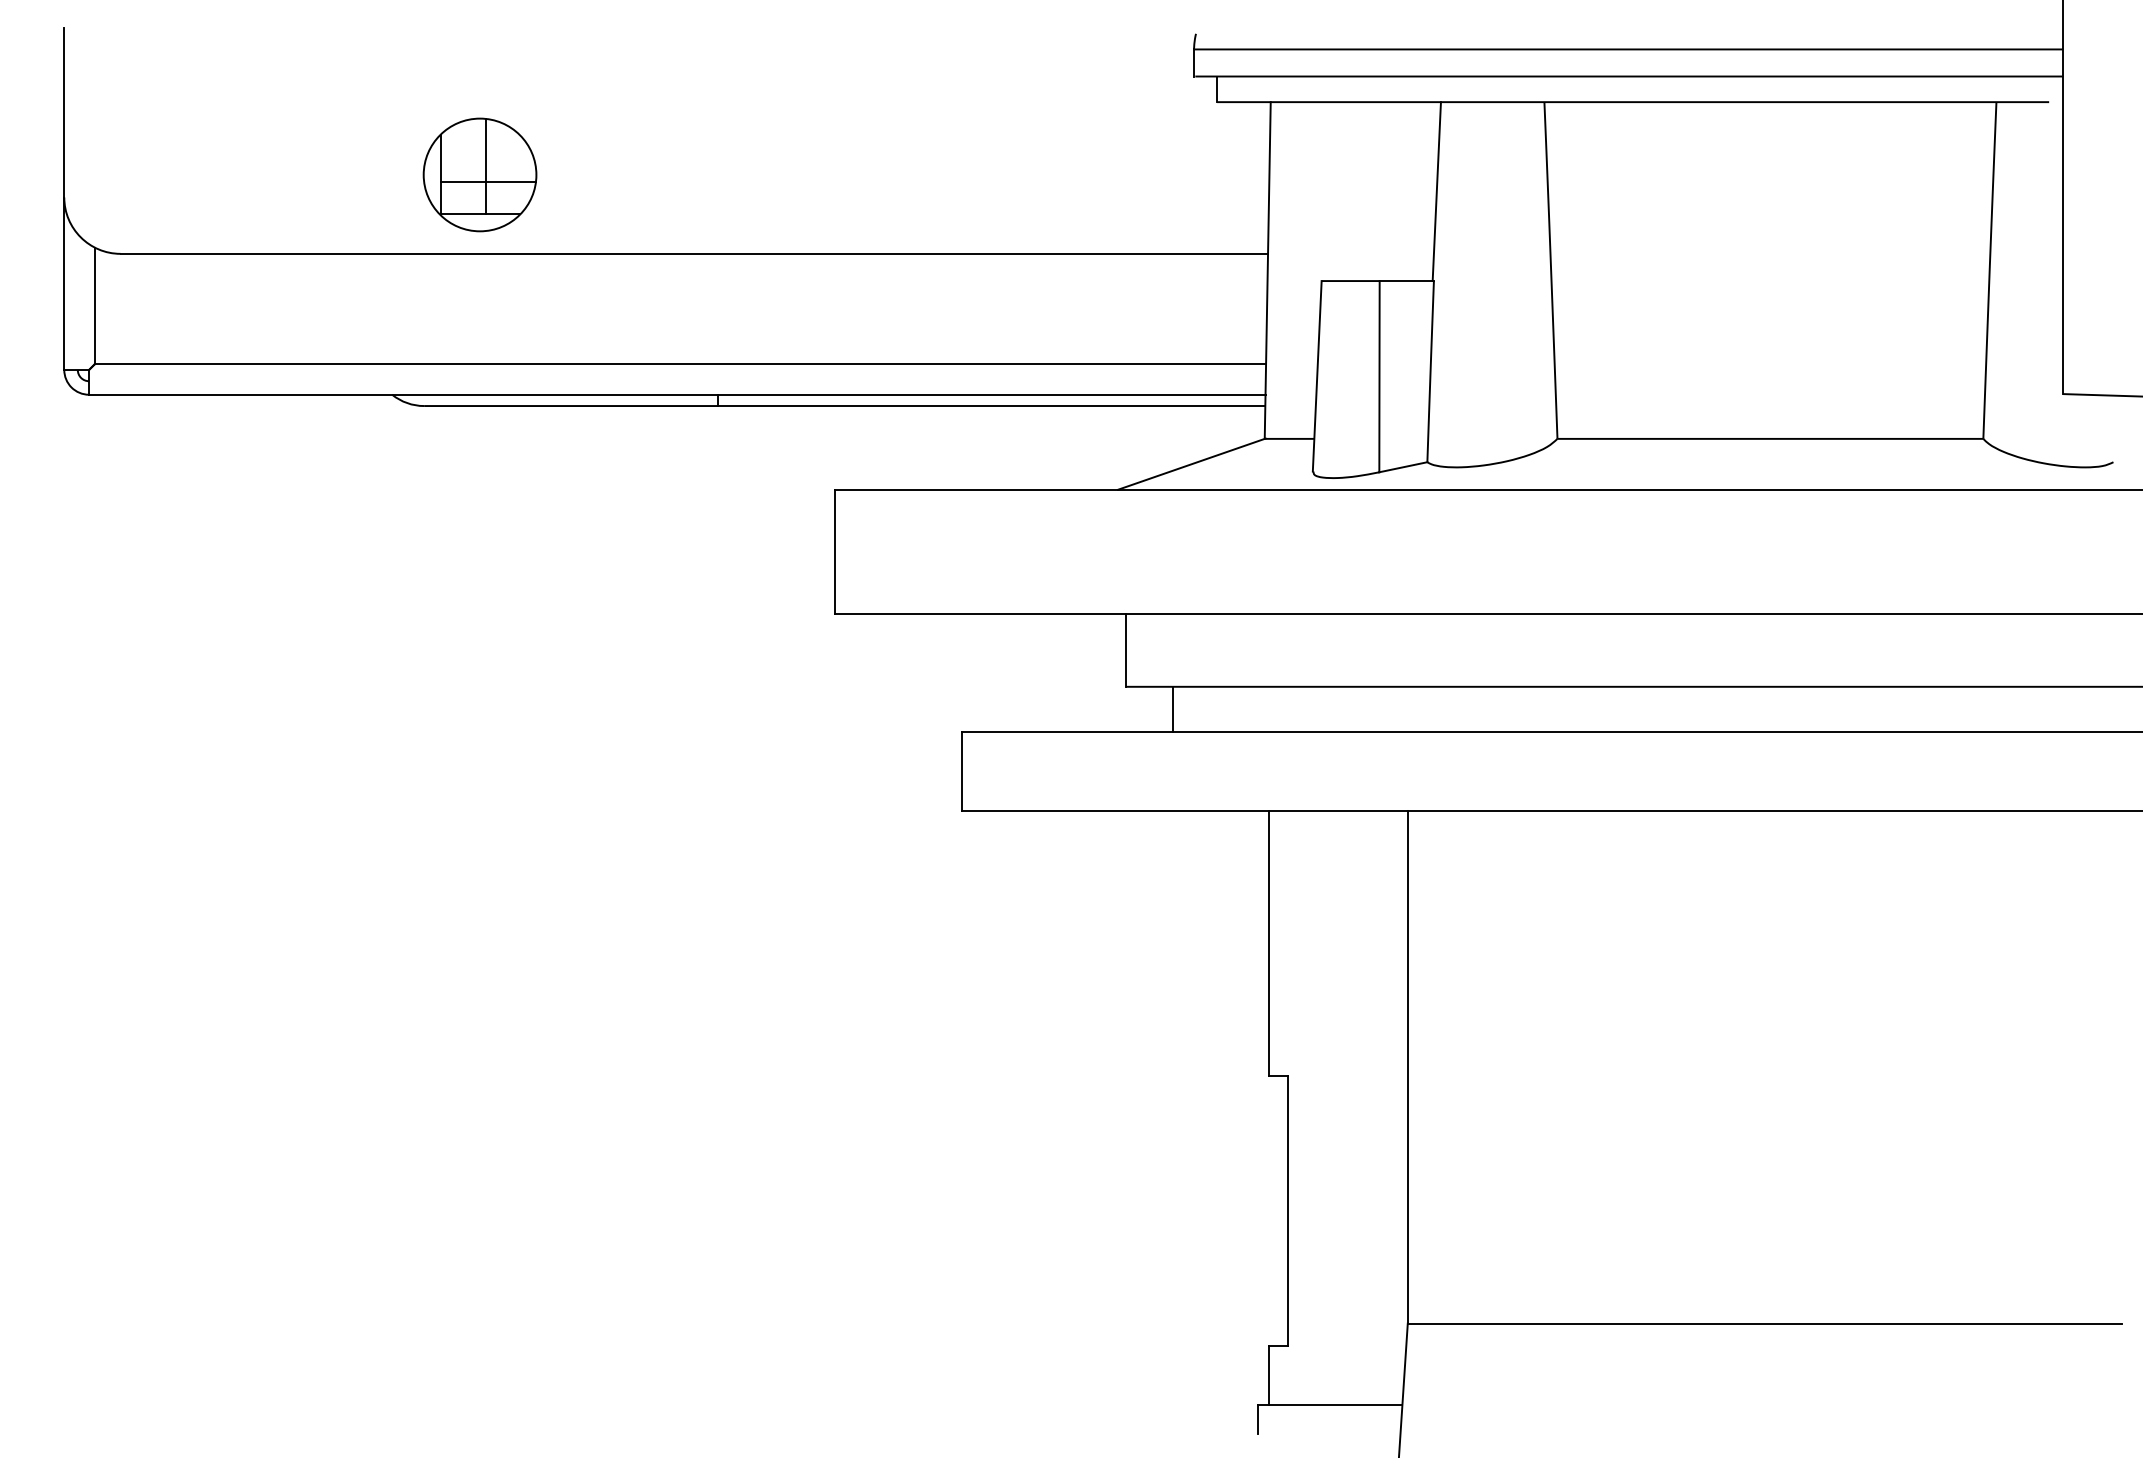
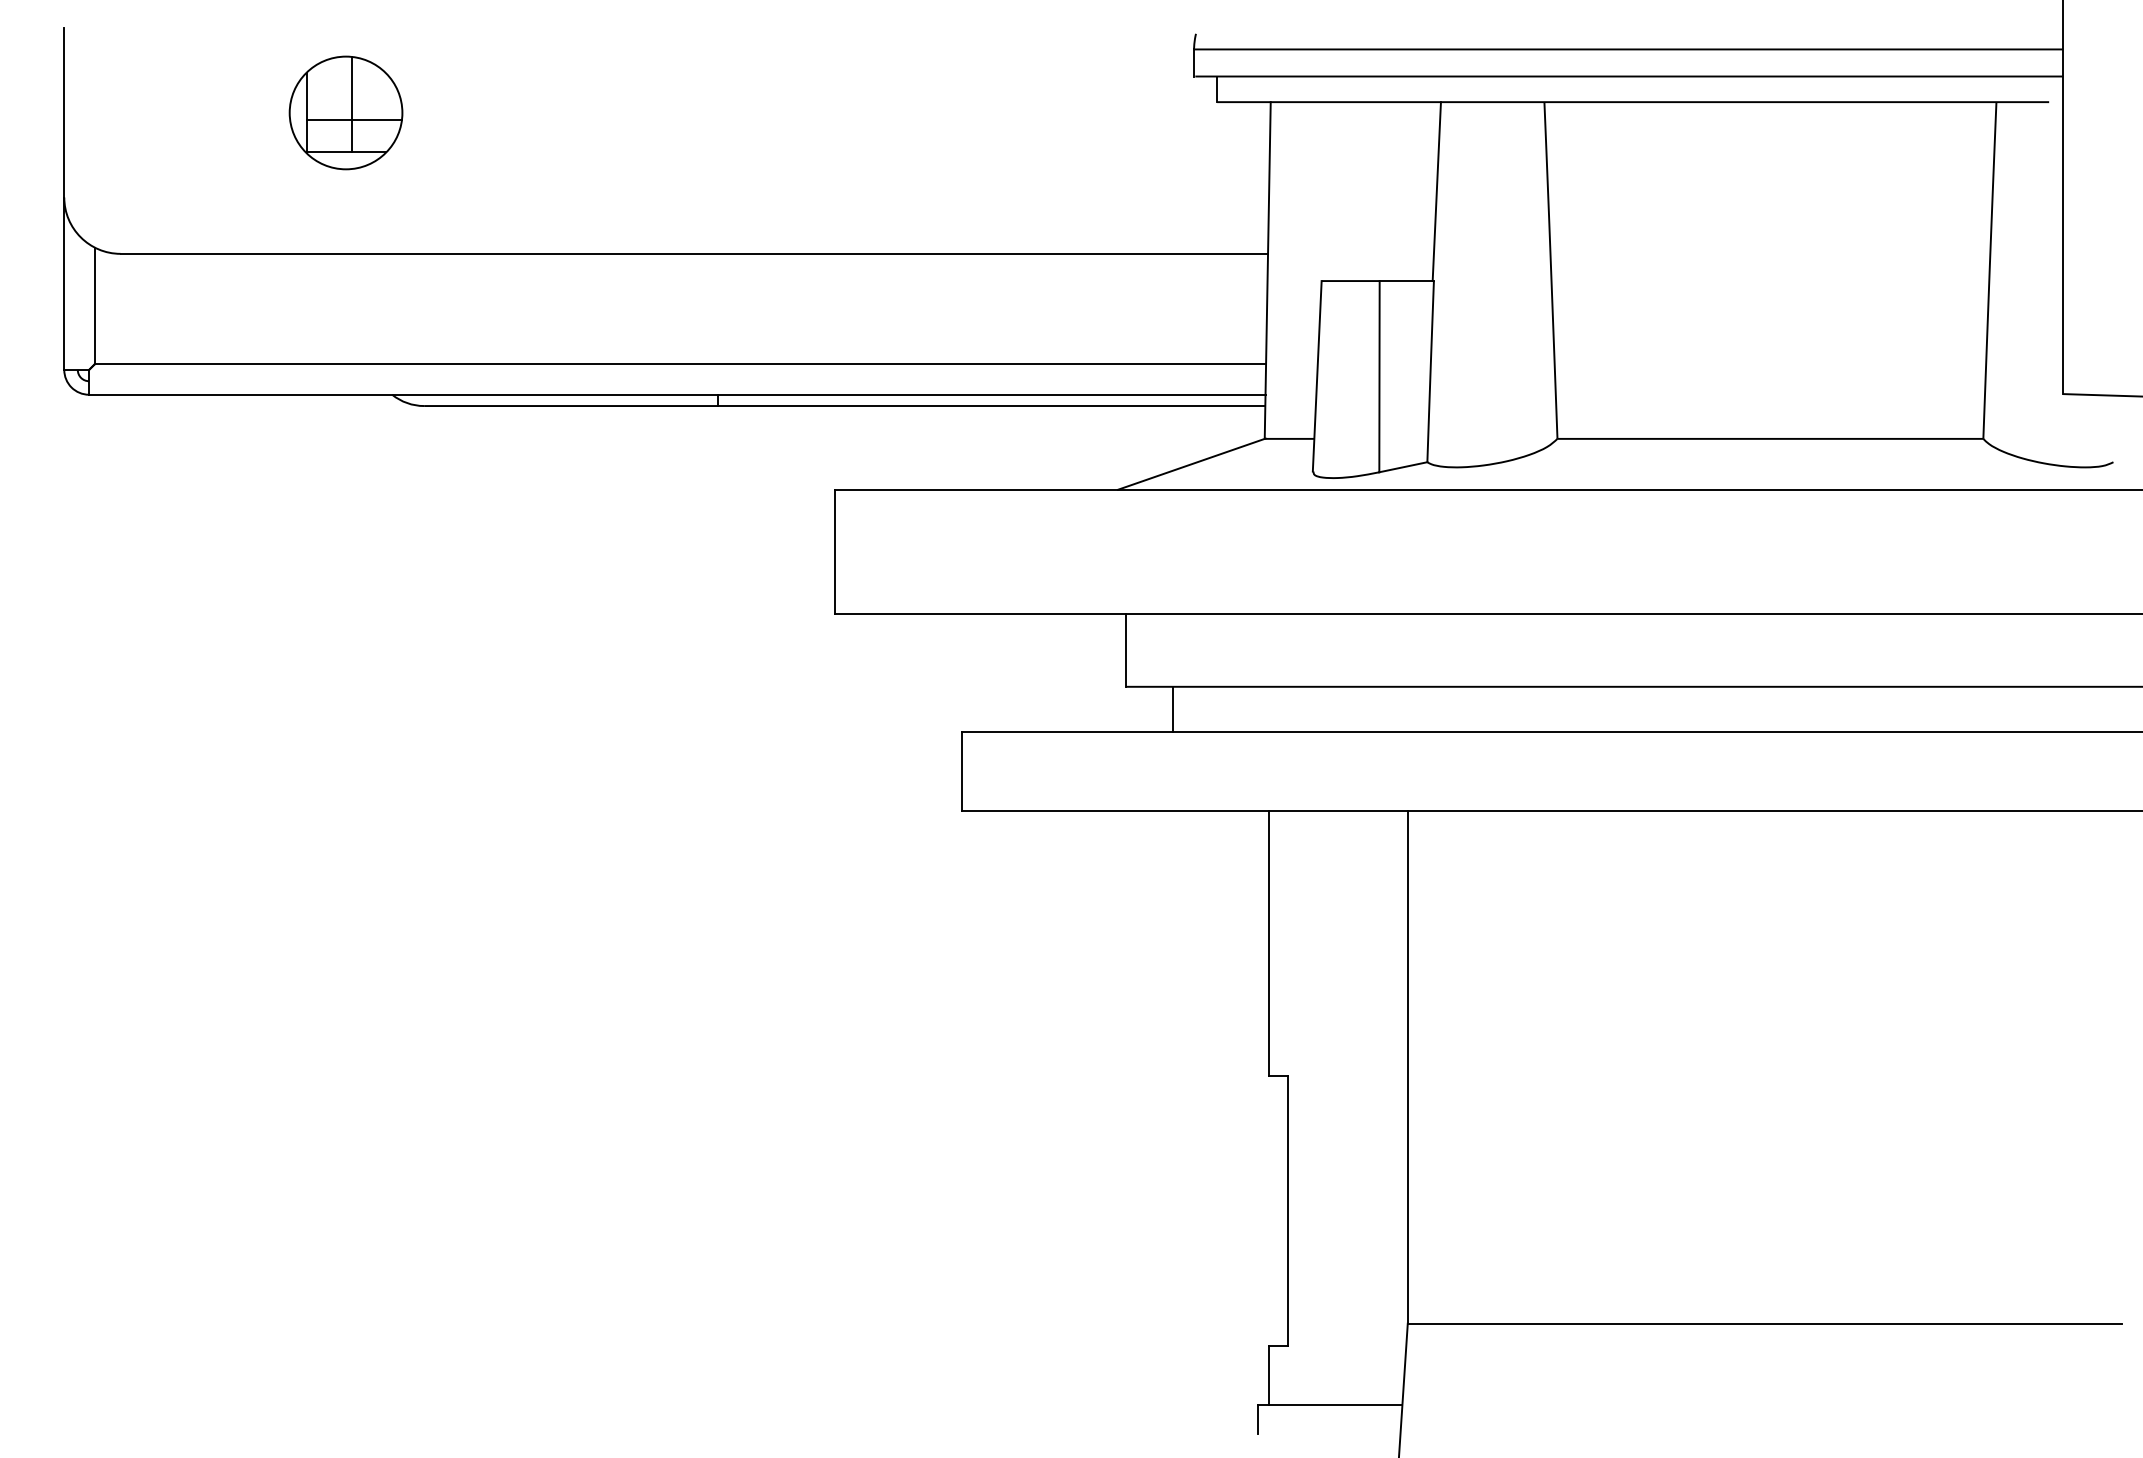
part position: (479, 174) -> (345, 112) (345, 112)
